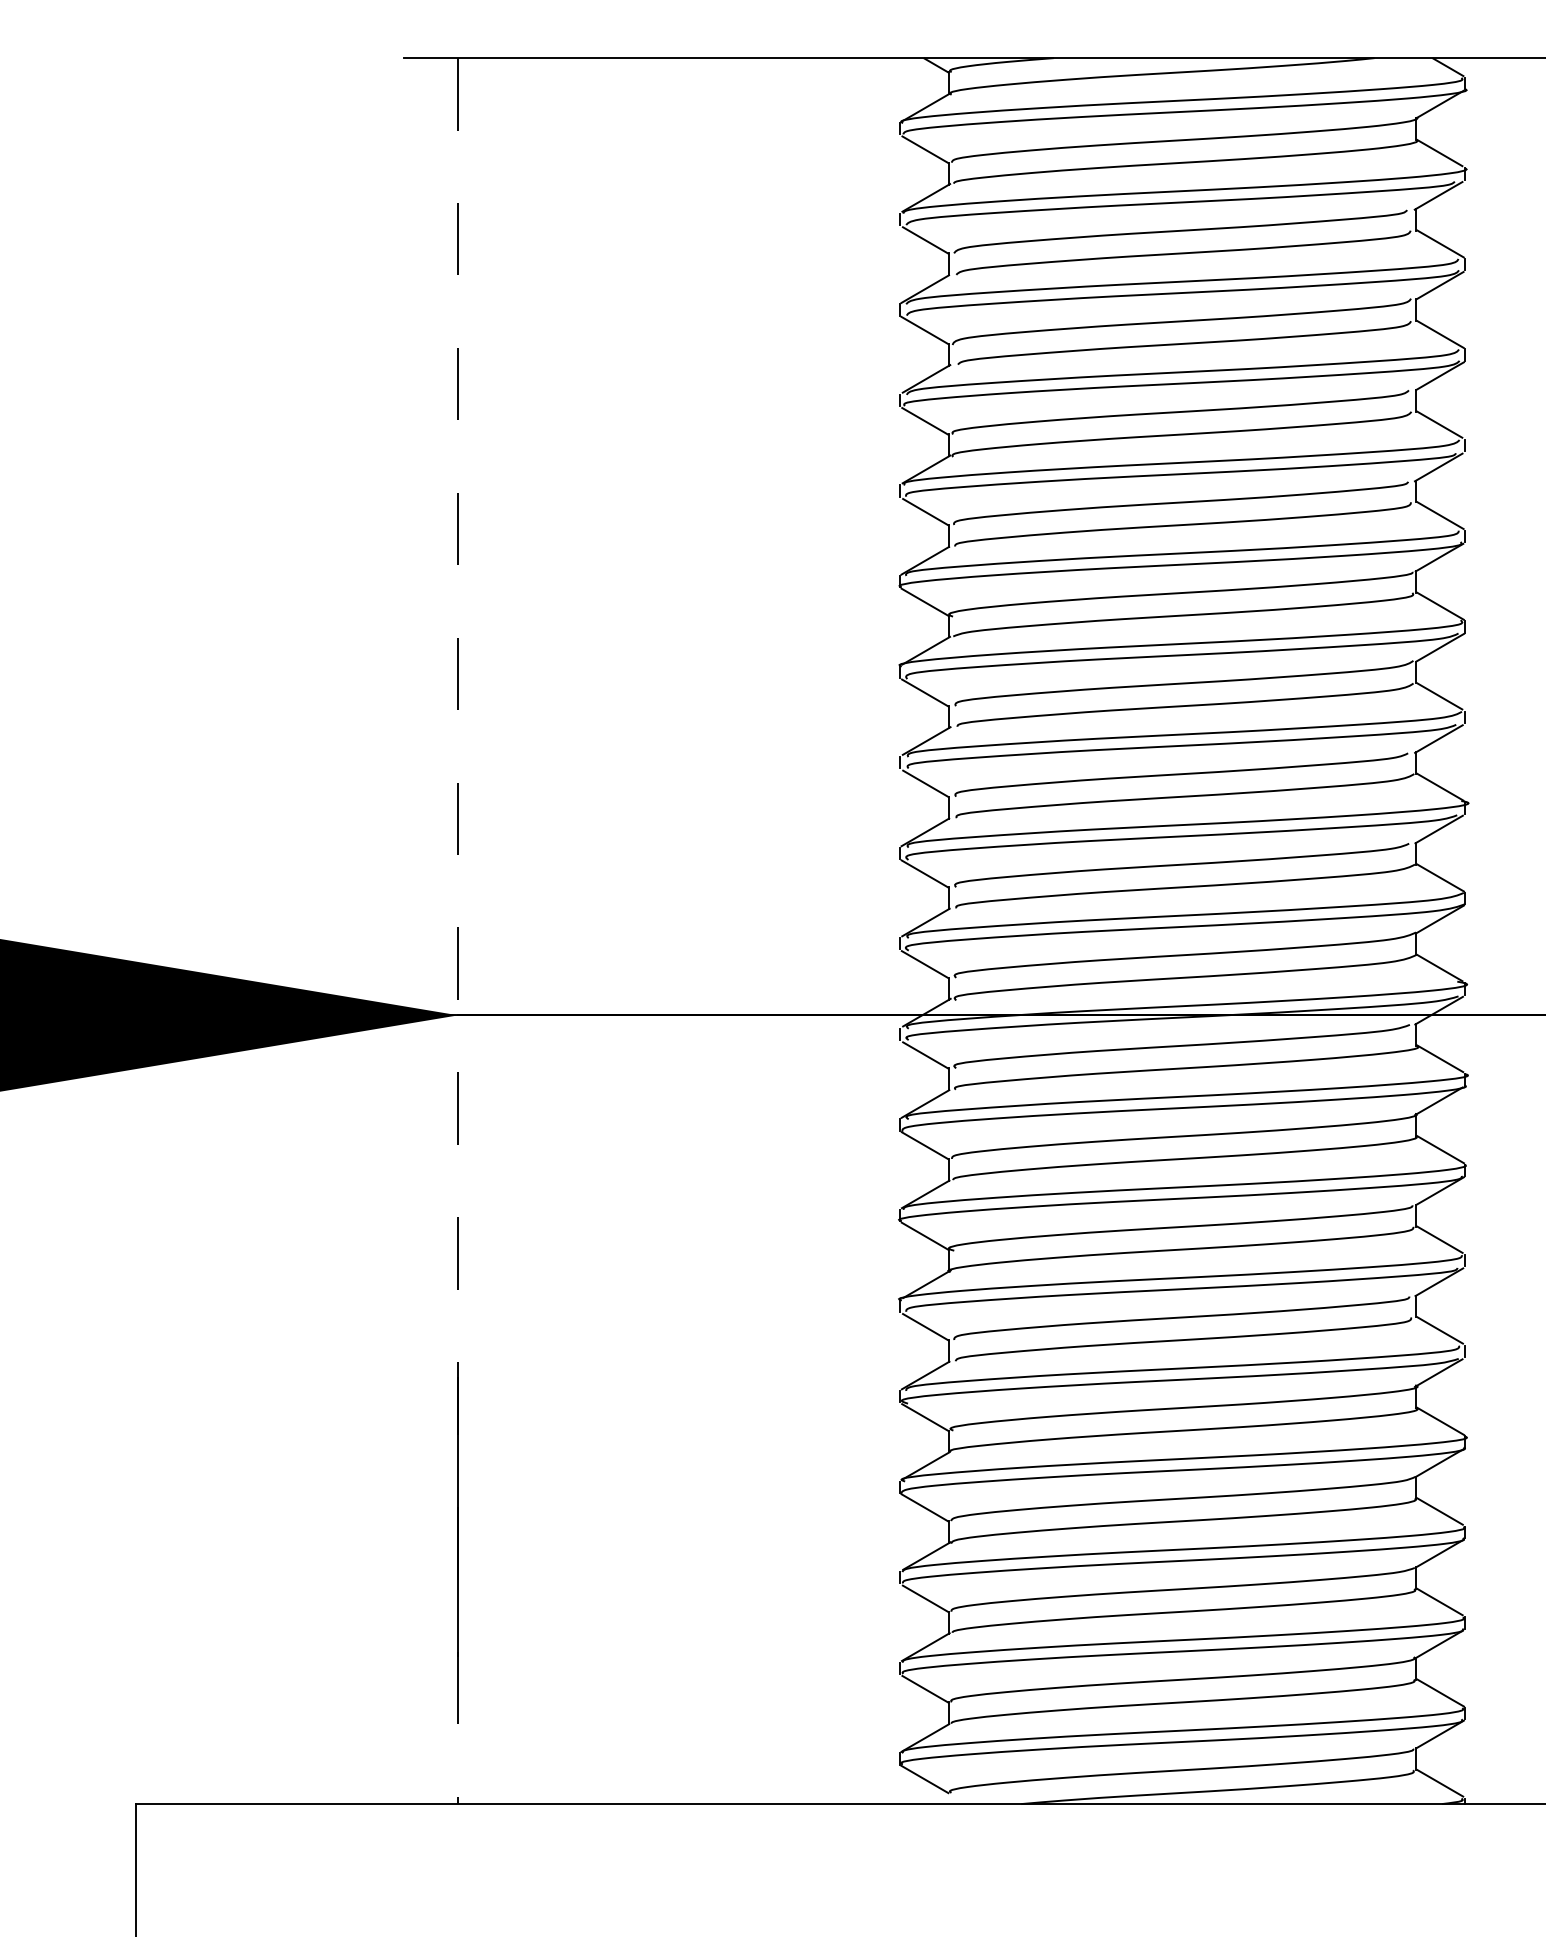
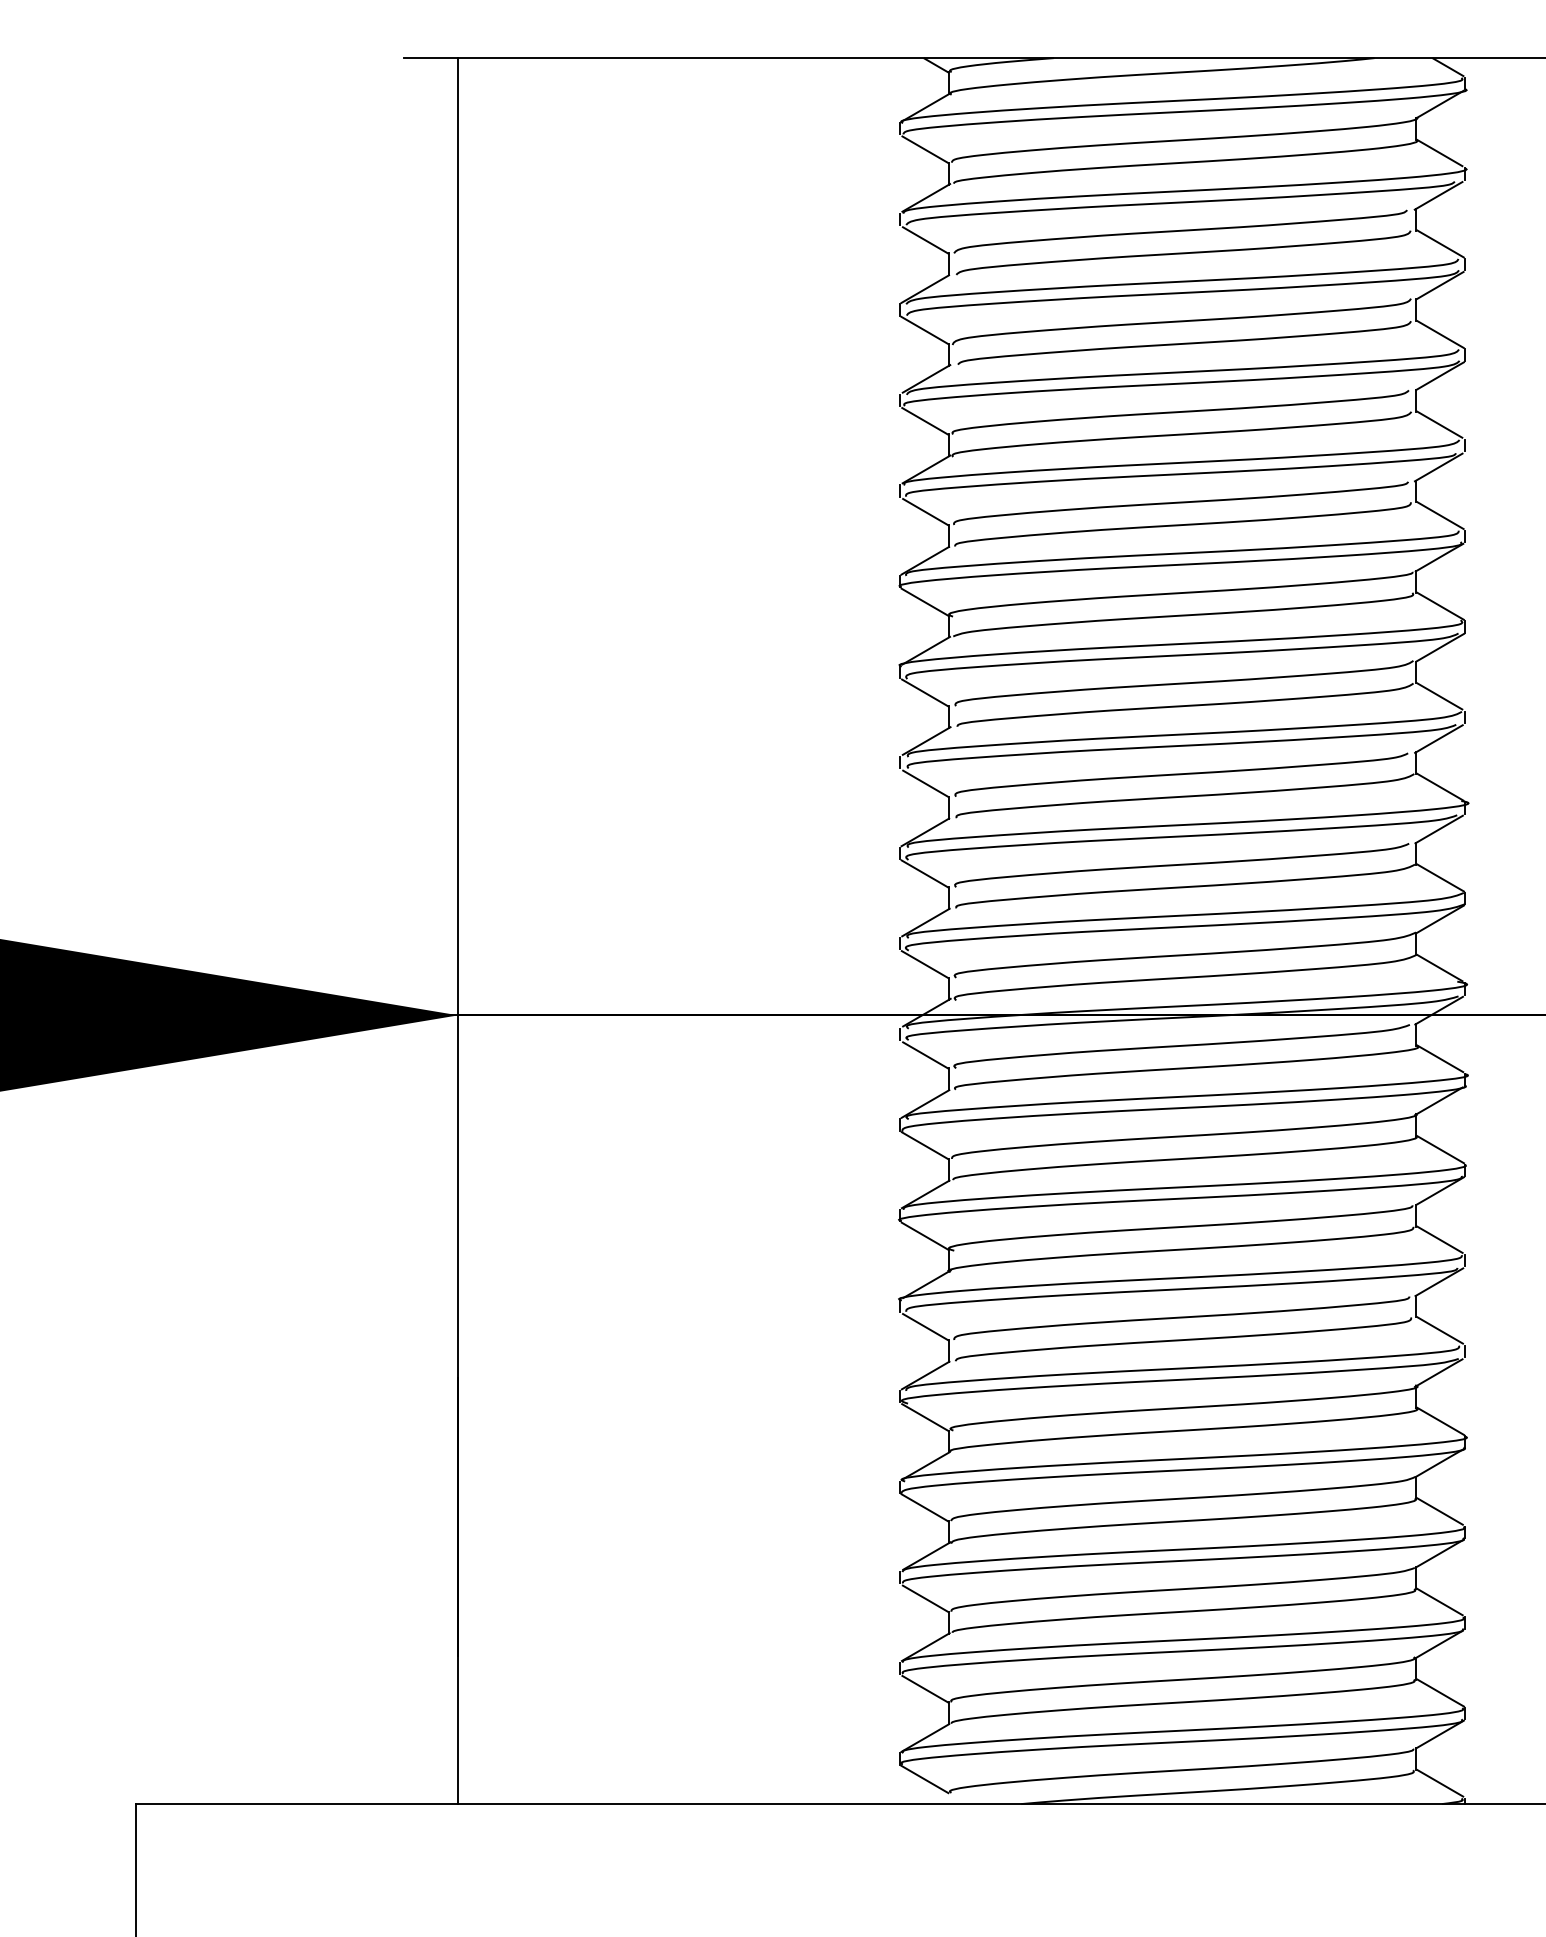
line: dashed -> solid (458, 931)
